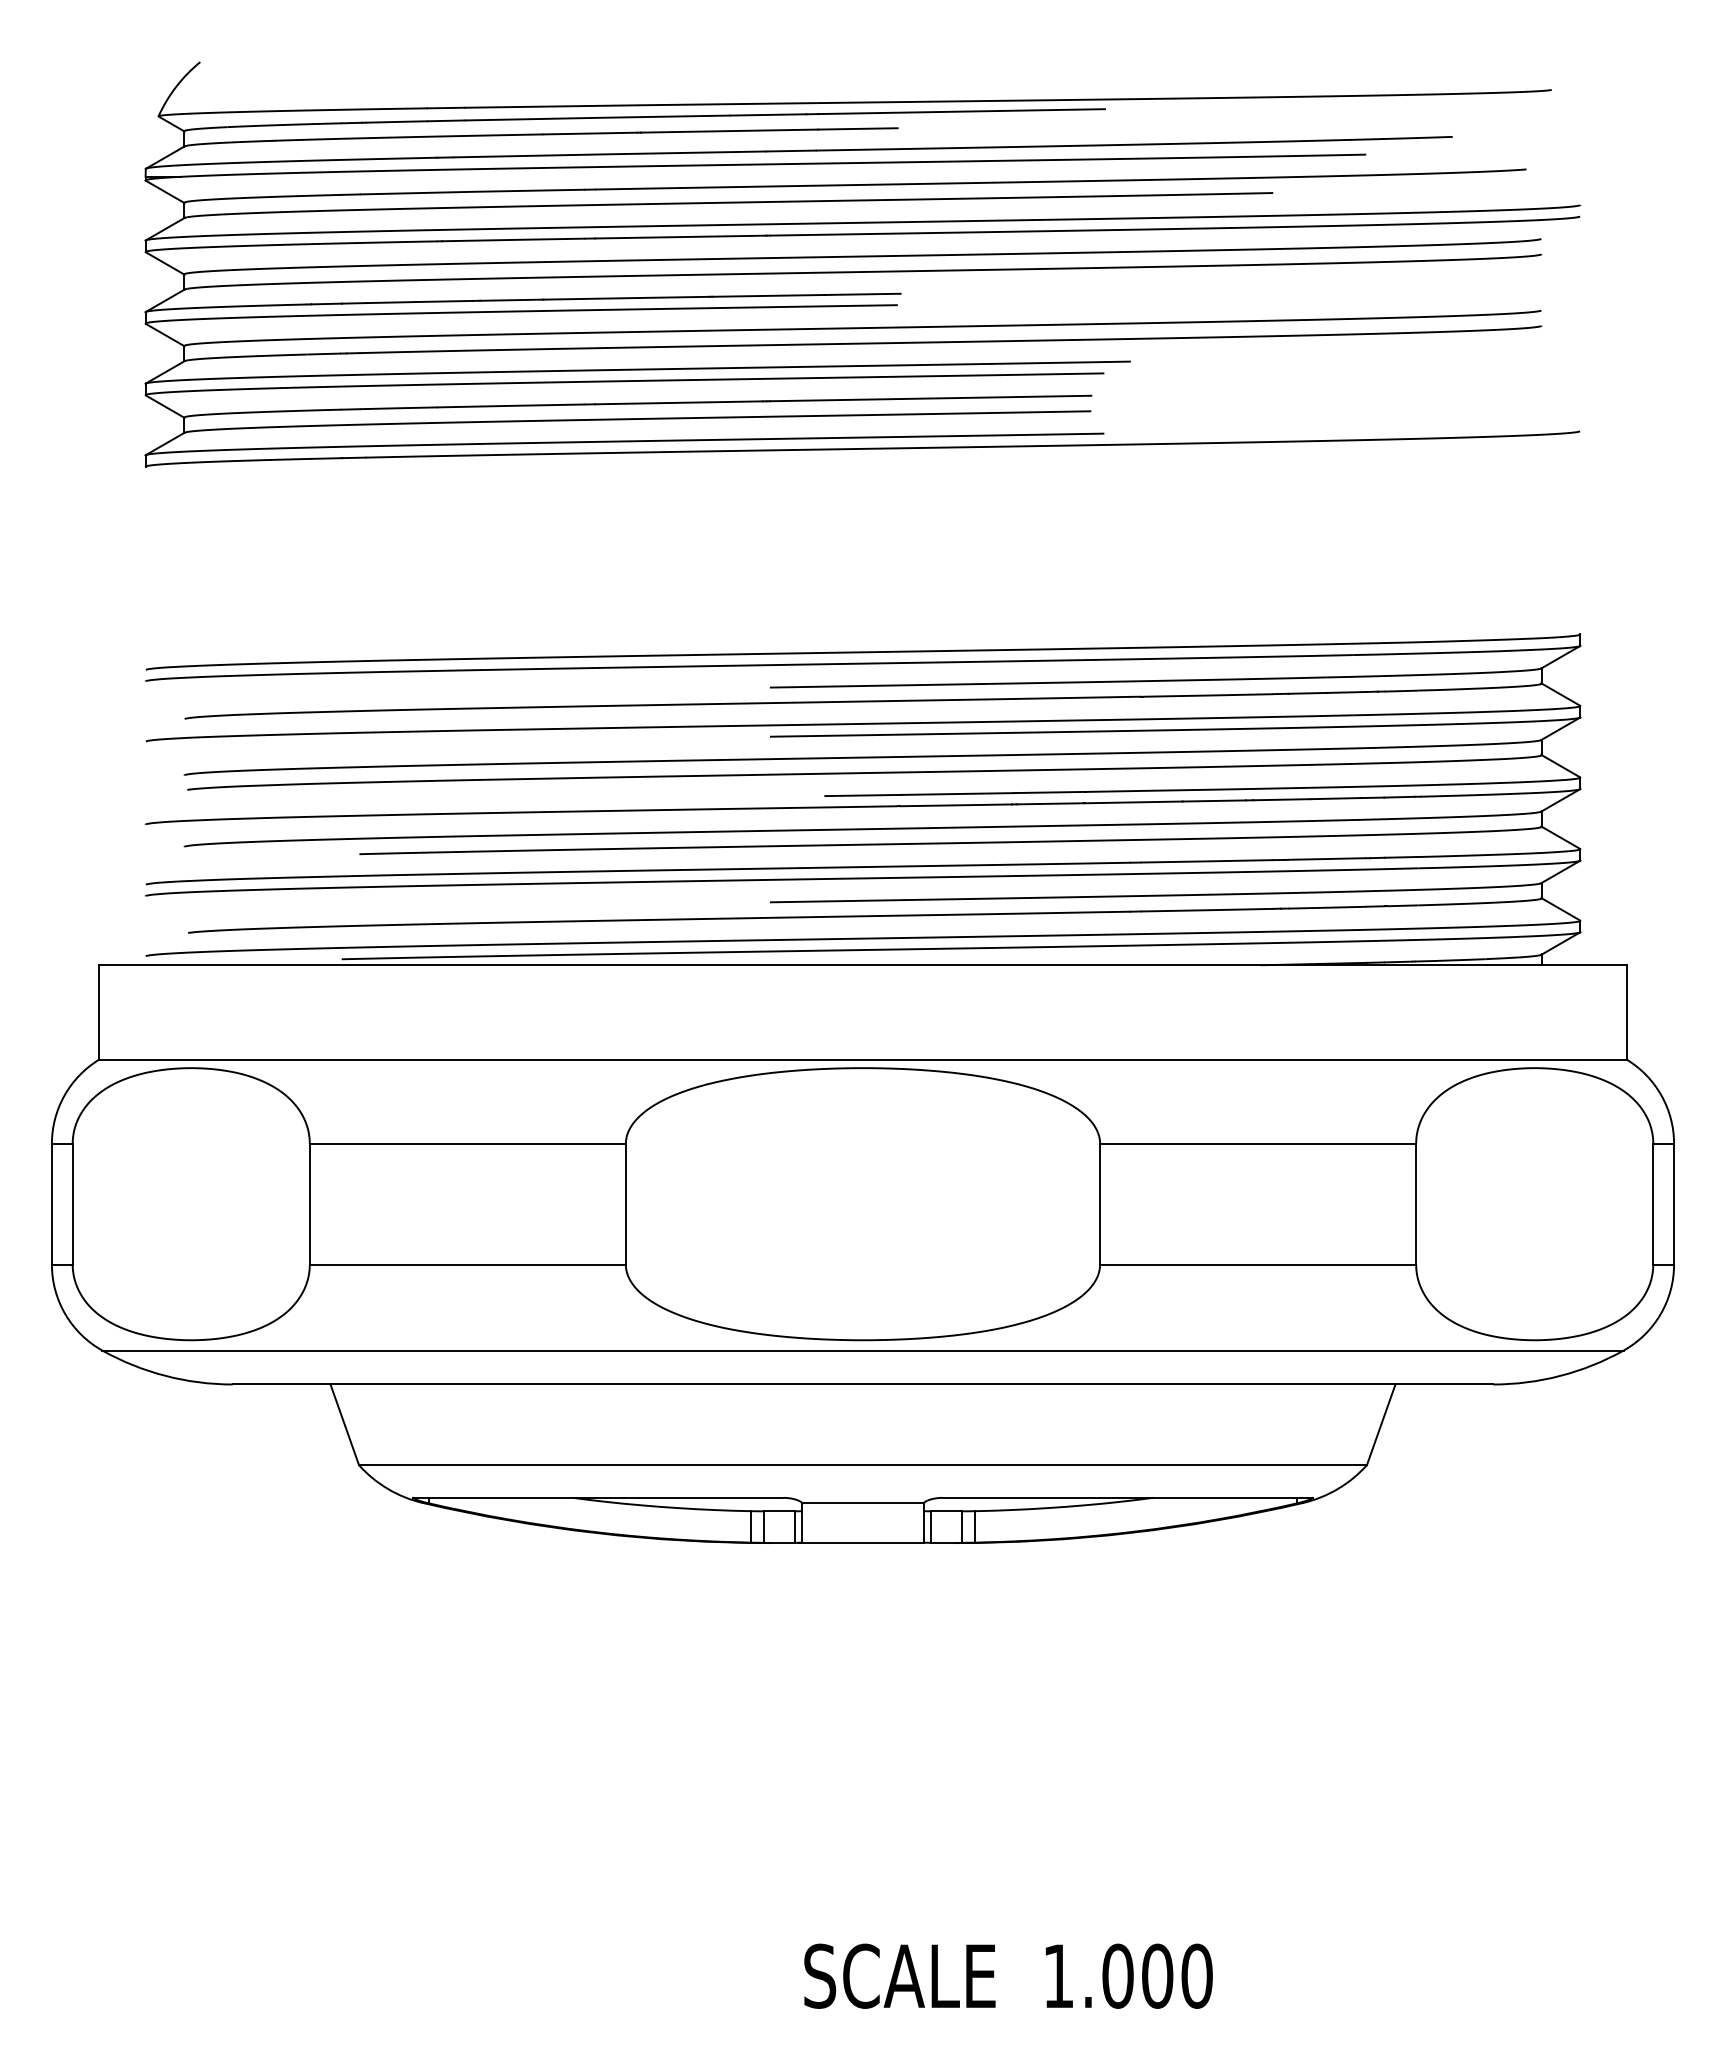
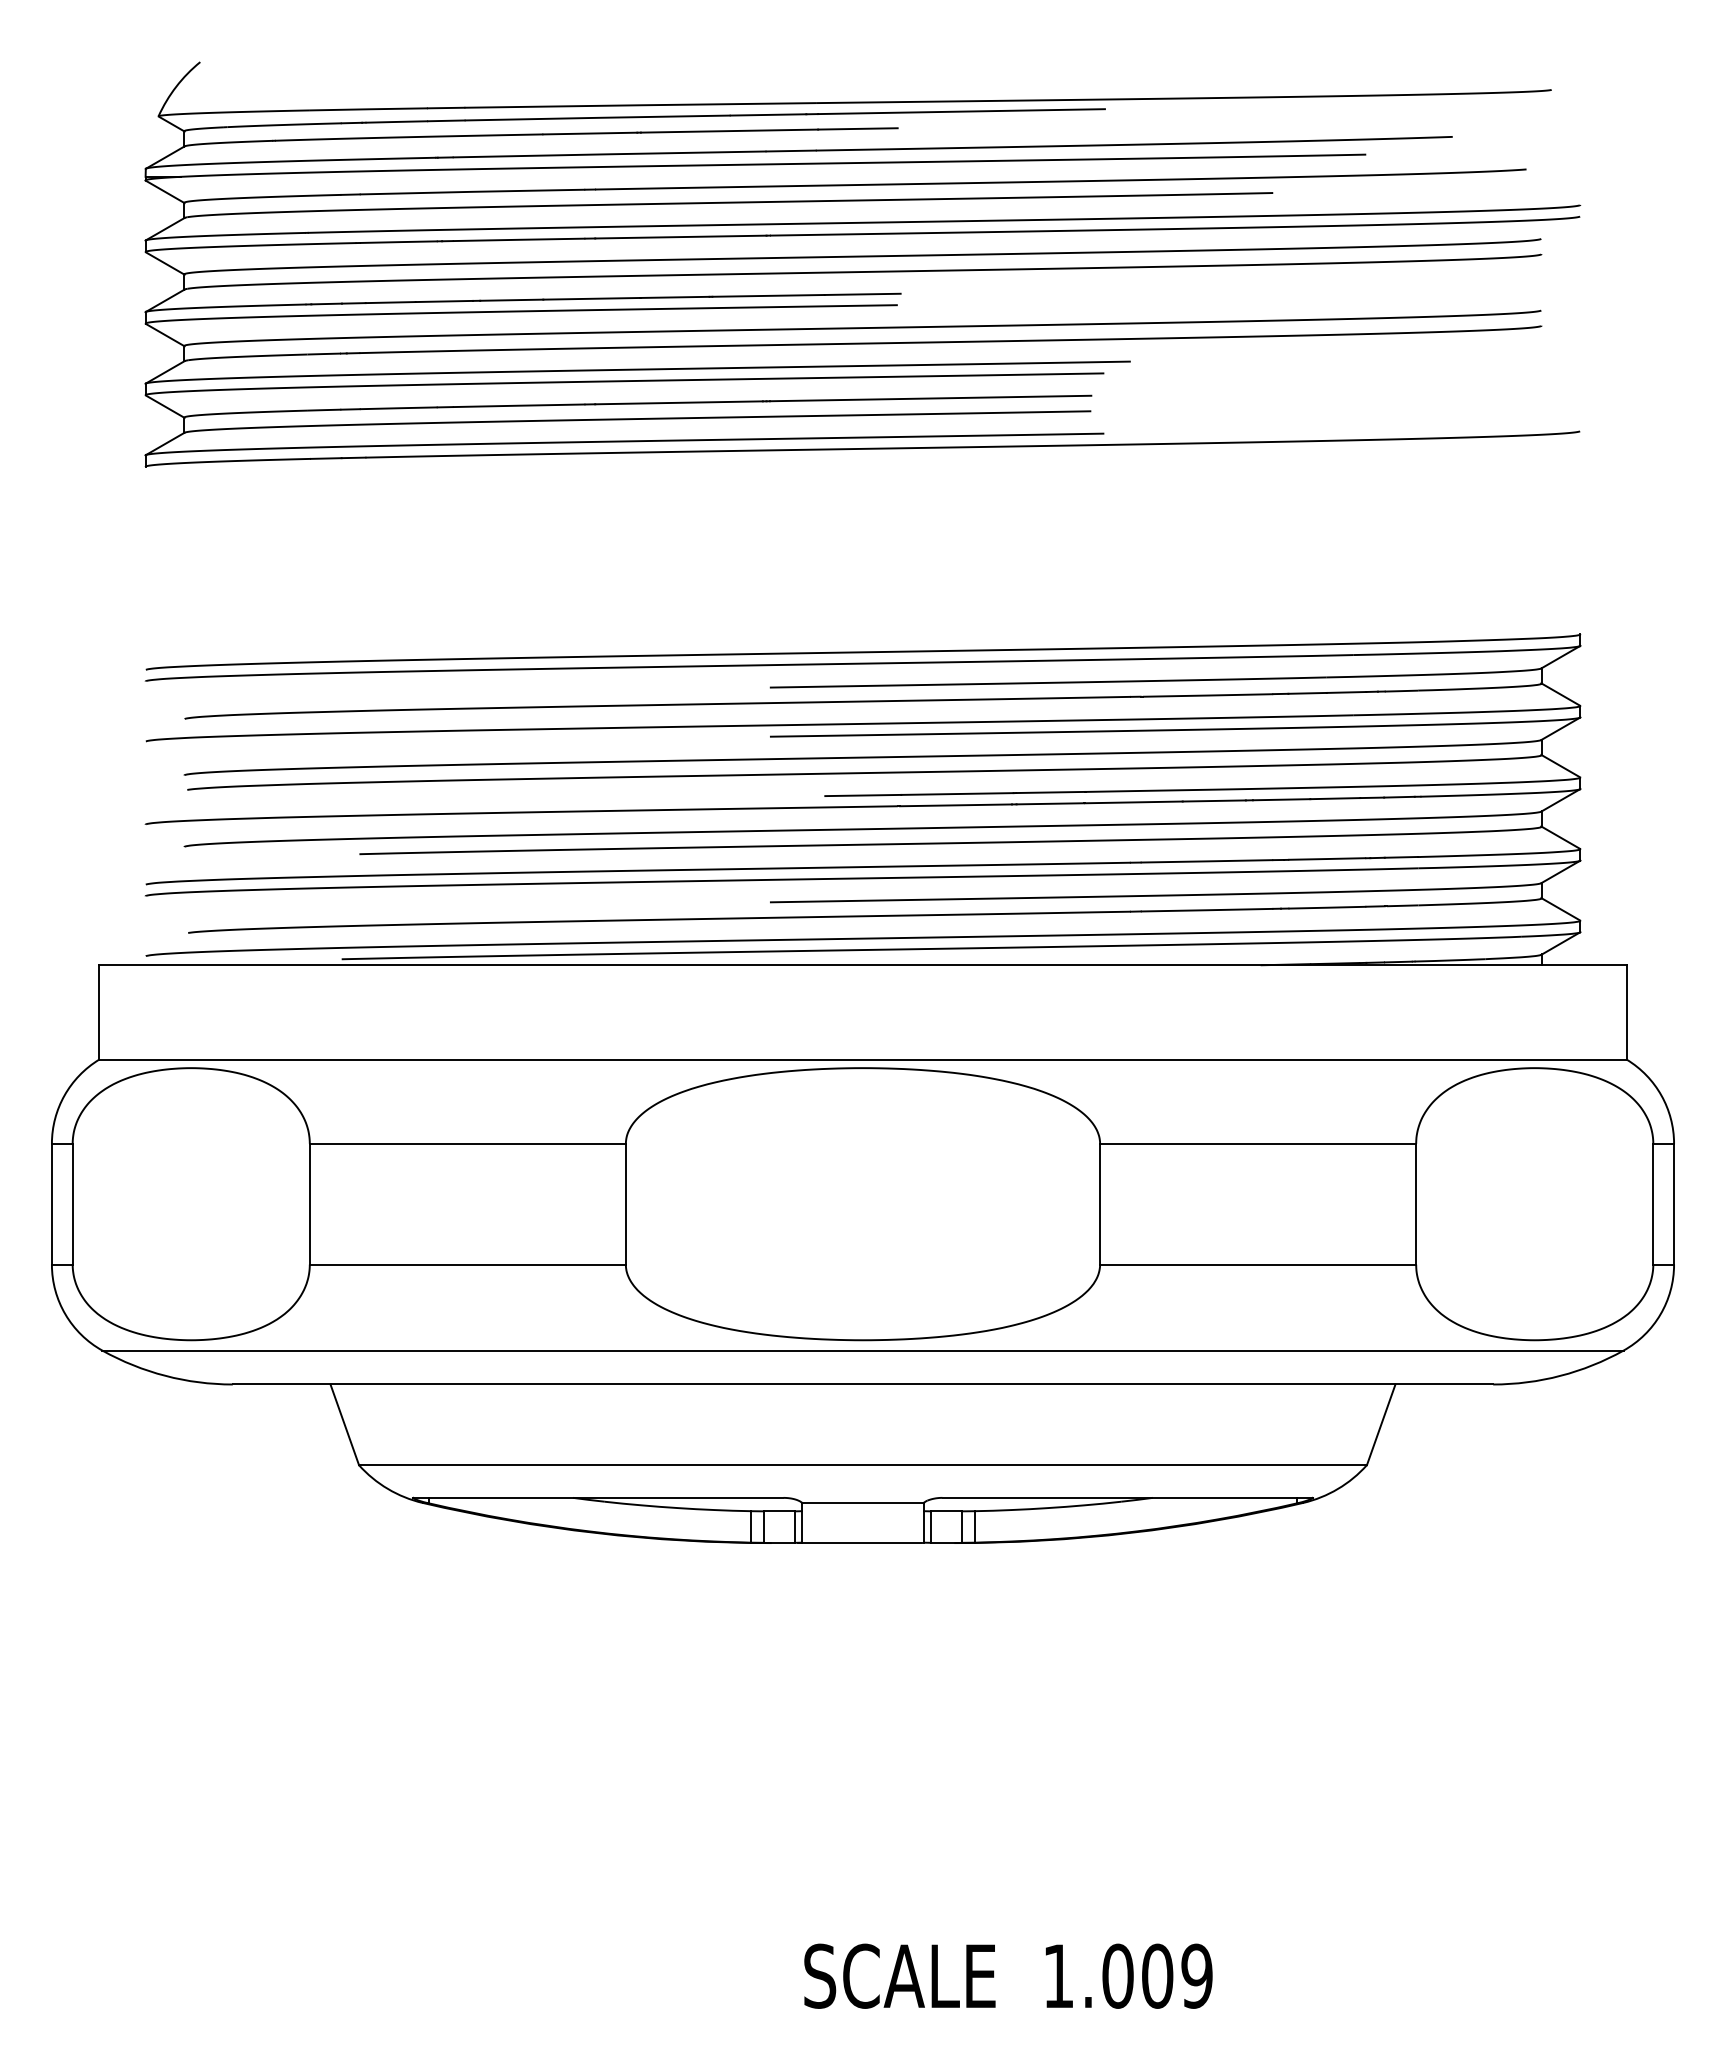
text: 1.000 -> 1.009 (1196, 1975)
